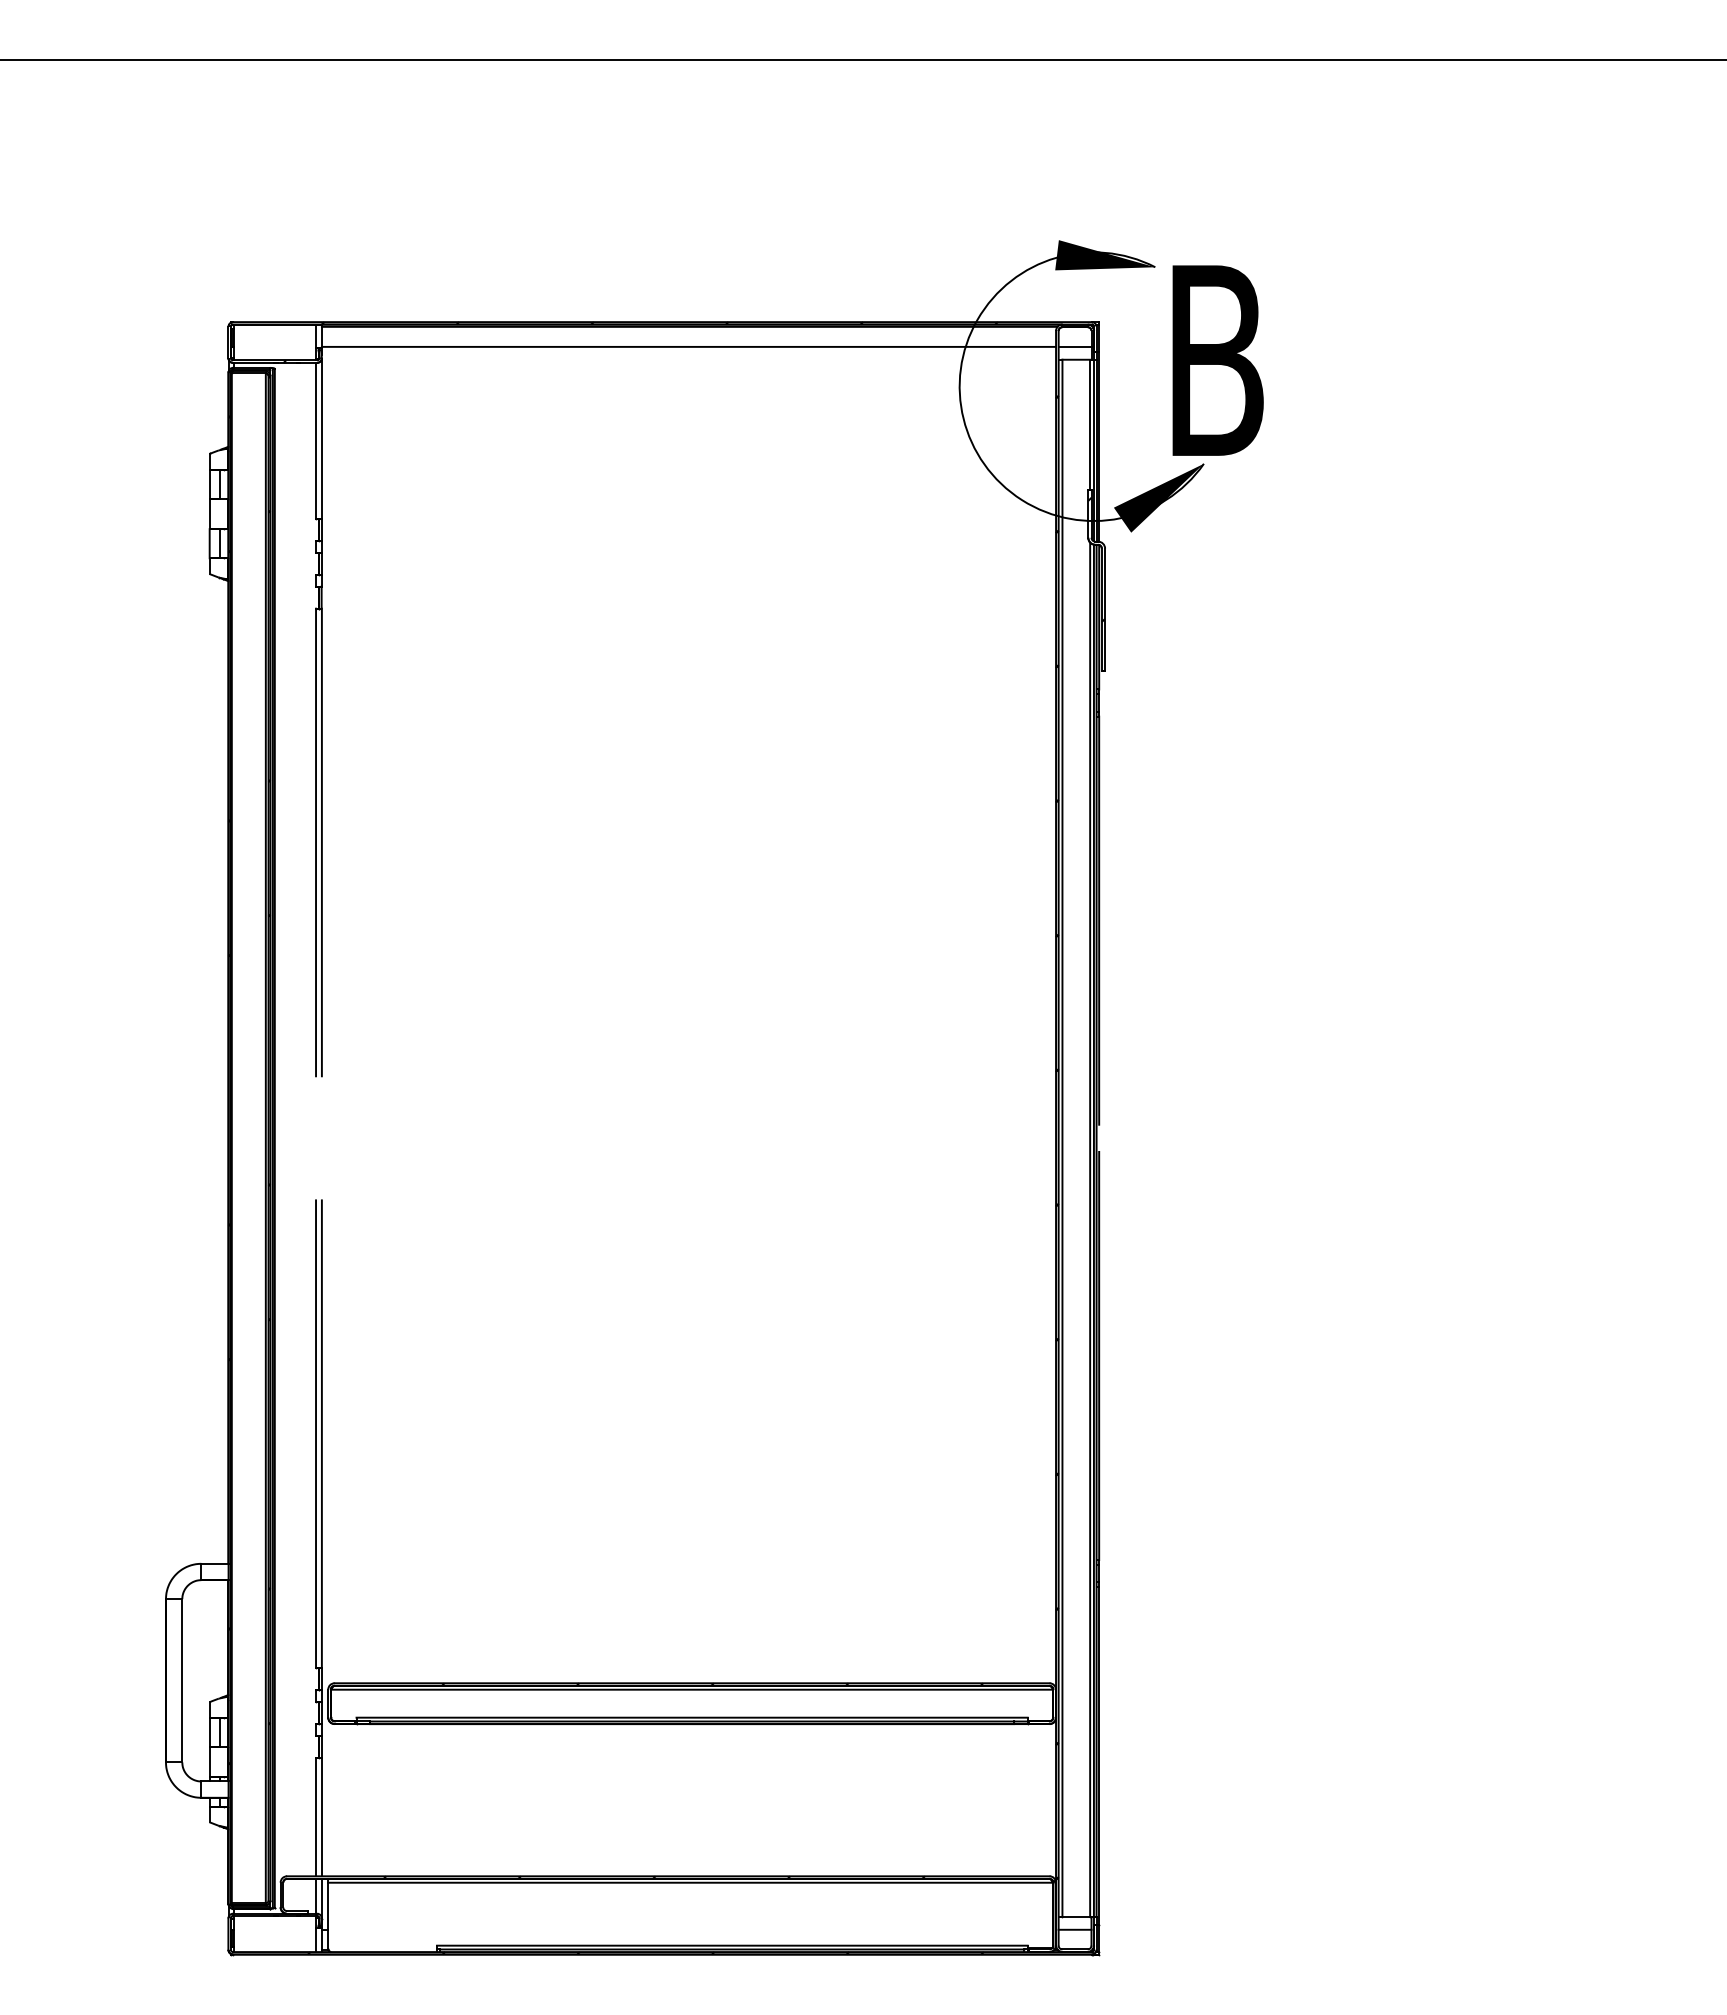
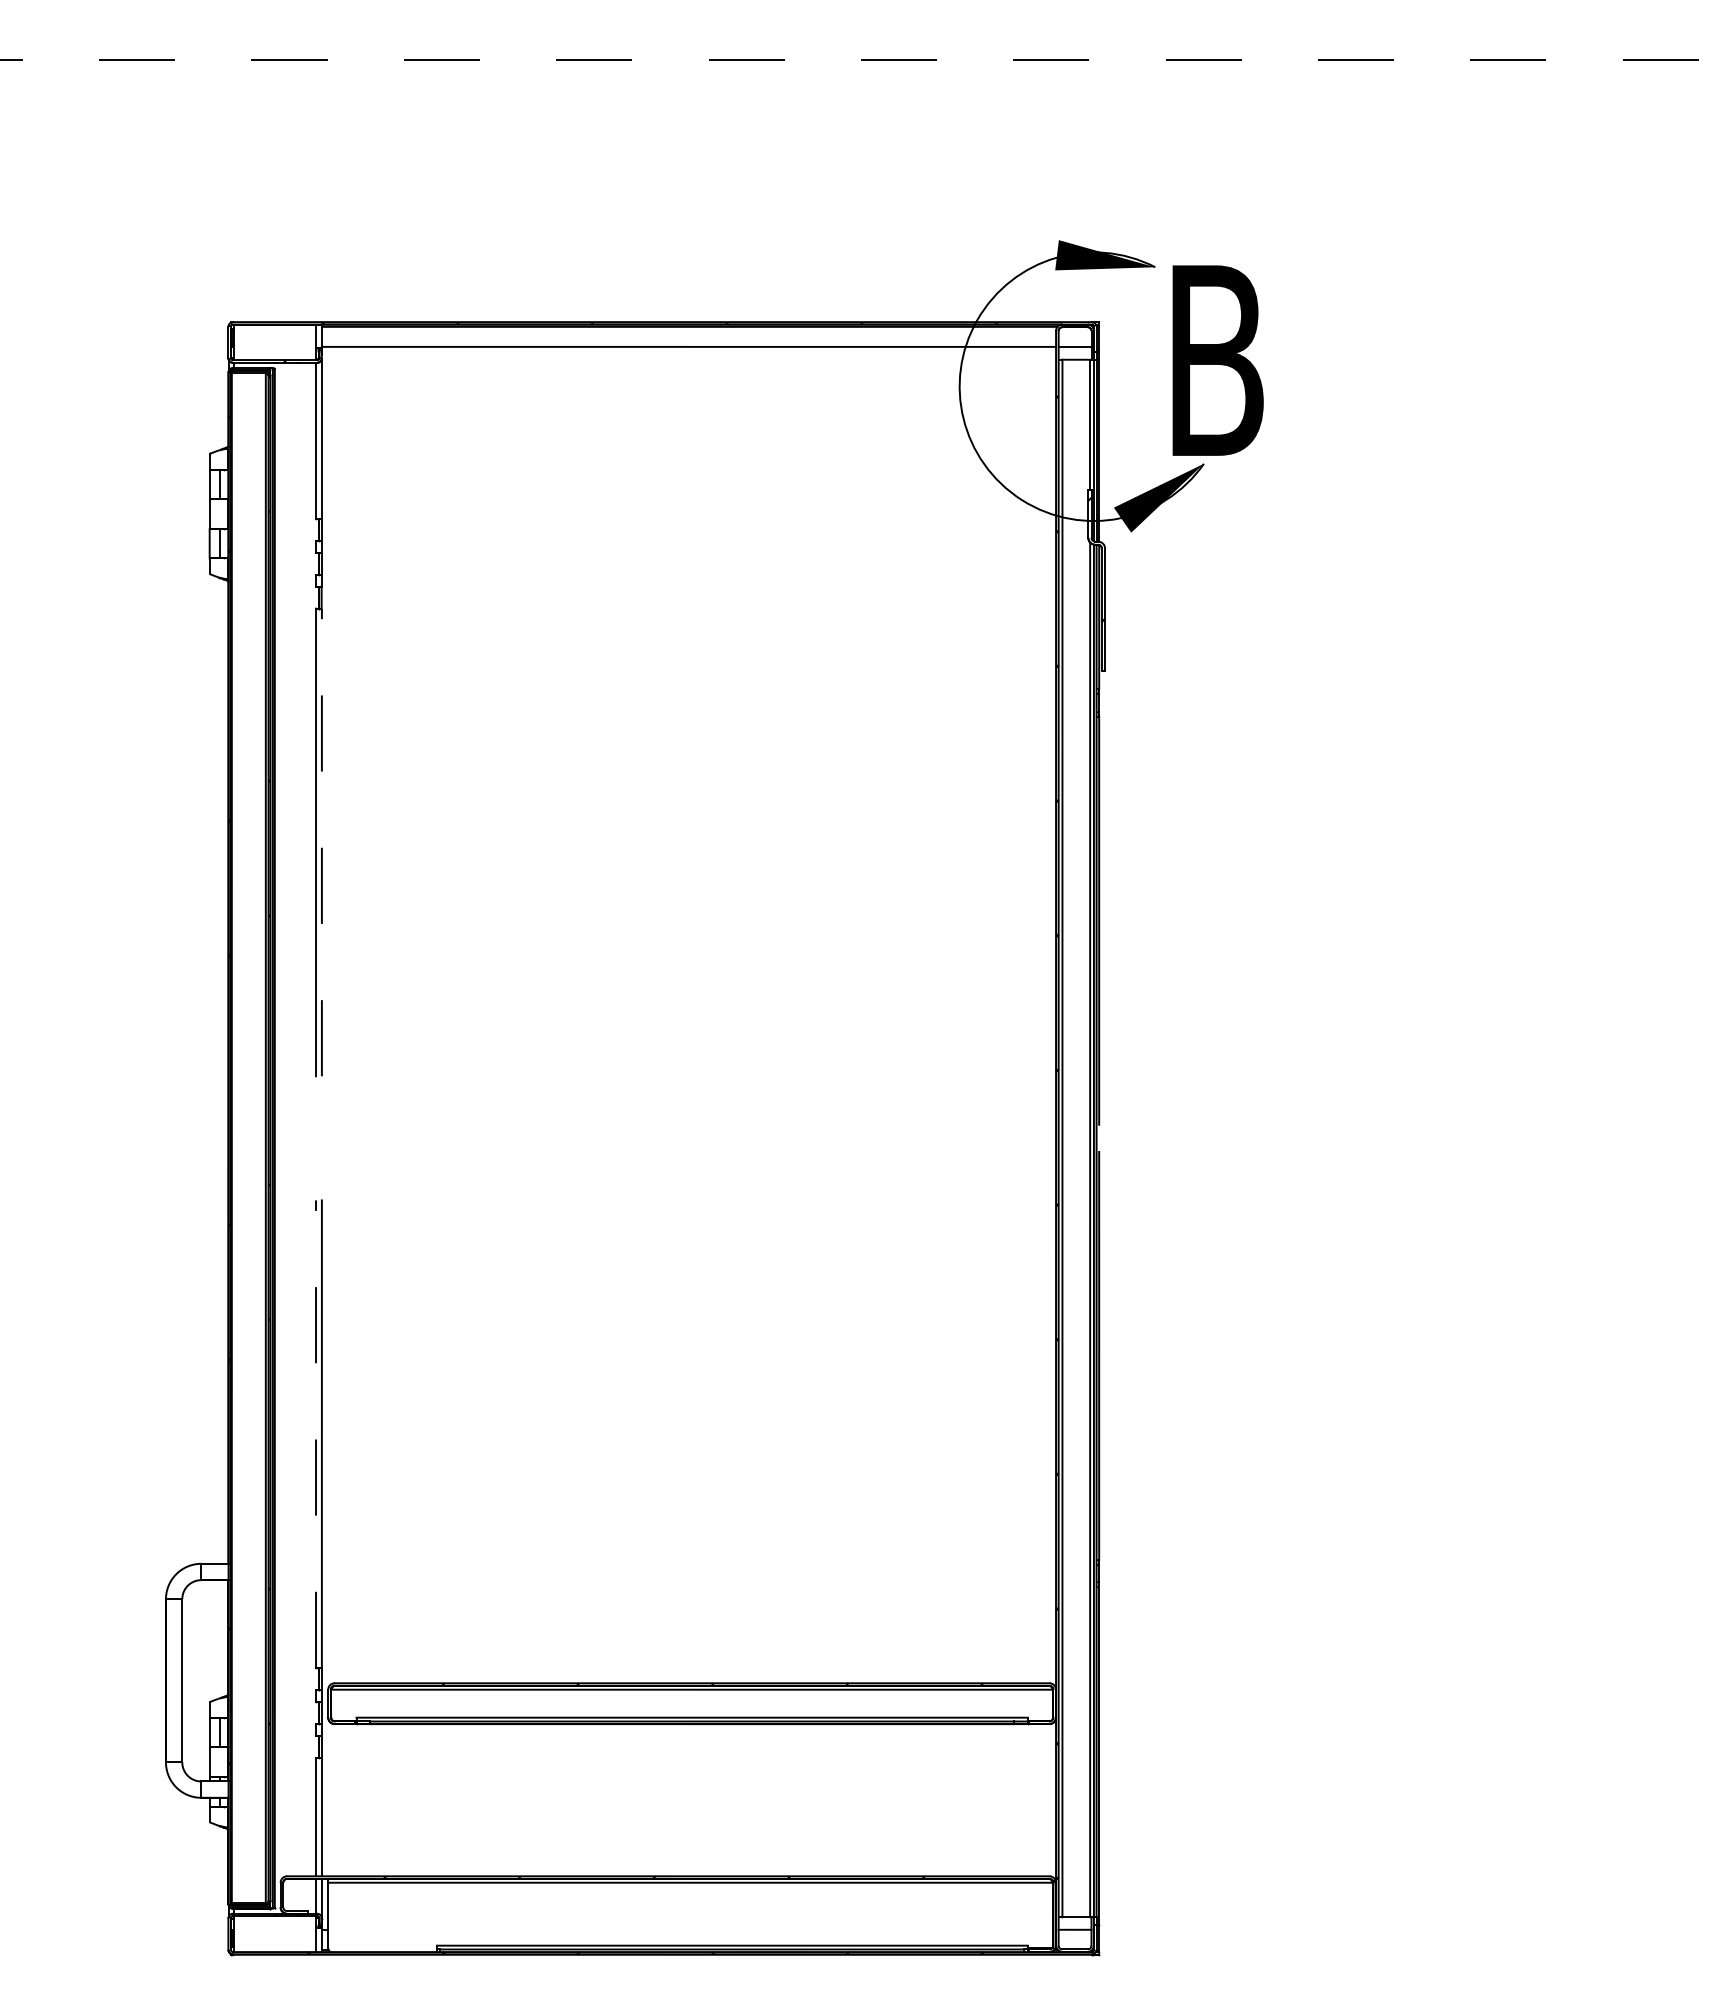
line: solid -> dashed (864, 60)
line: solid -> dashed (321, 842)
line: solid -> dashed (316, 1434)
